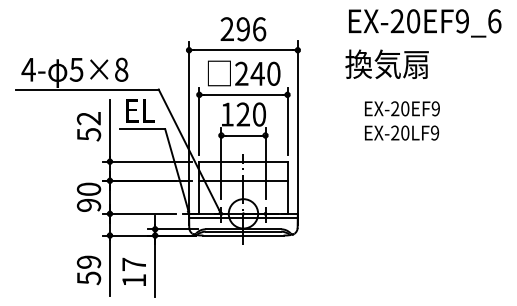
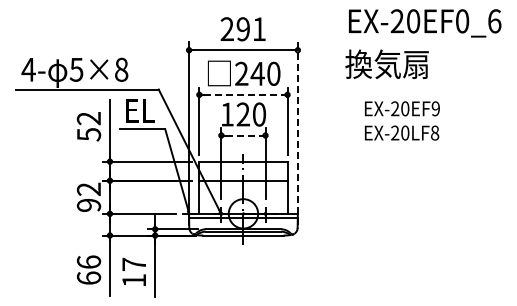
text: EX-20EF9_6 -> EX-20EF0_6 (462, 21)
text: 296 -> 291 (259, 29)
line: solid -> dashed (243, 94)
text: EX-20LF9 -> EX-20LF8 (435, 132)
line: solid -> dashed (297, 133)
line: solid -> dashed (243, 135)
text: 90 -> 92 (89, 188)
text: 59 -> 66 (88, 270)
